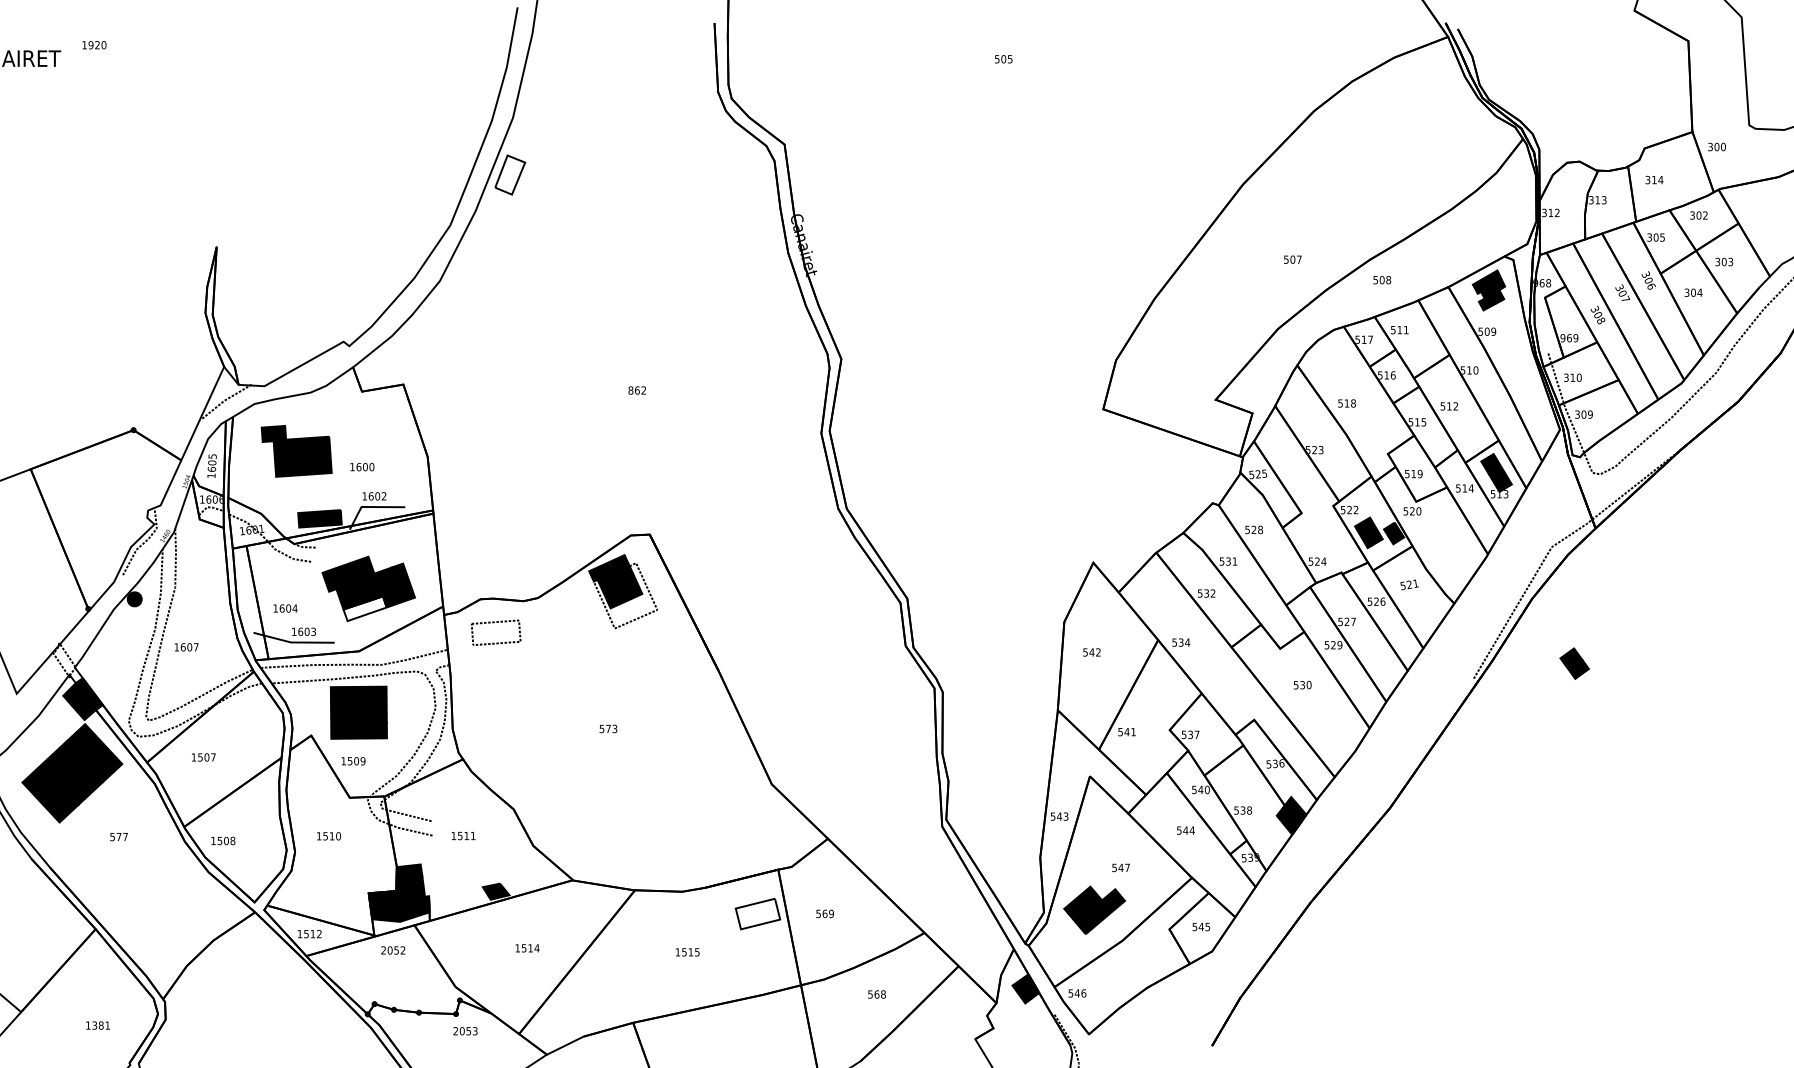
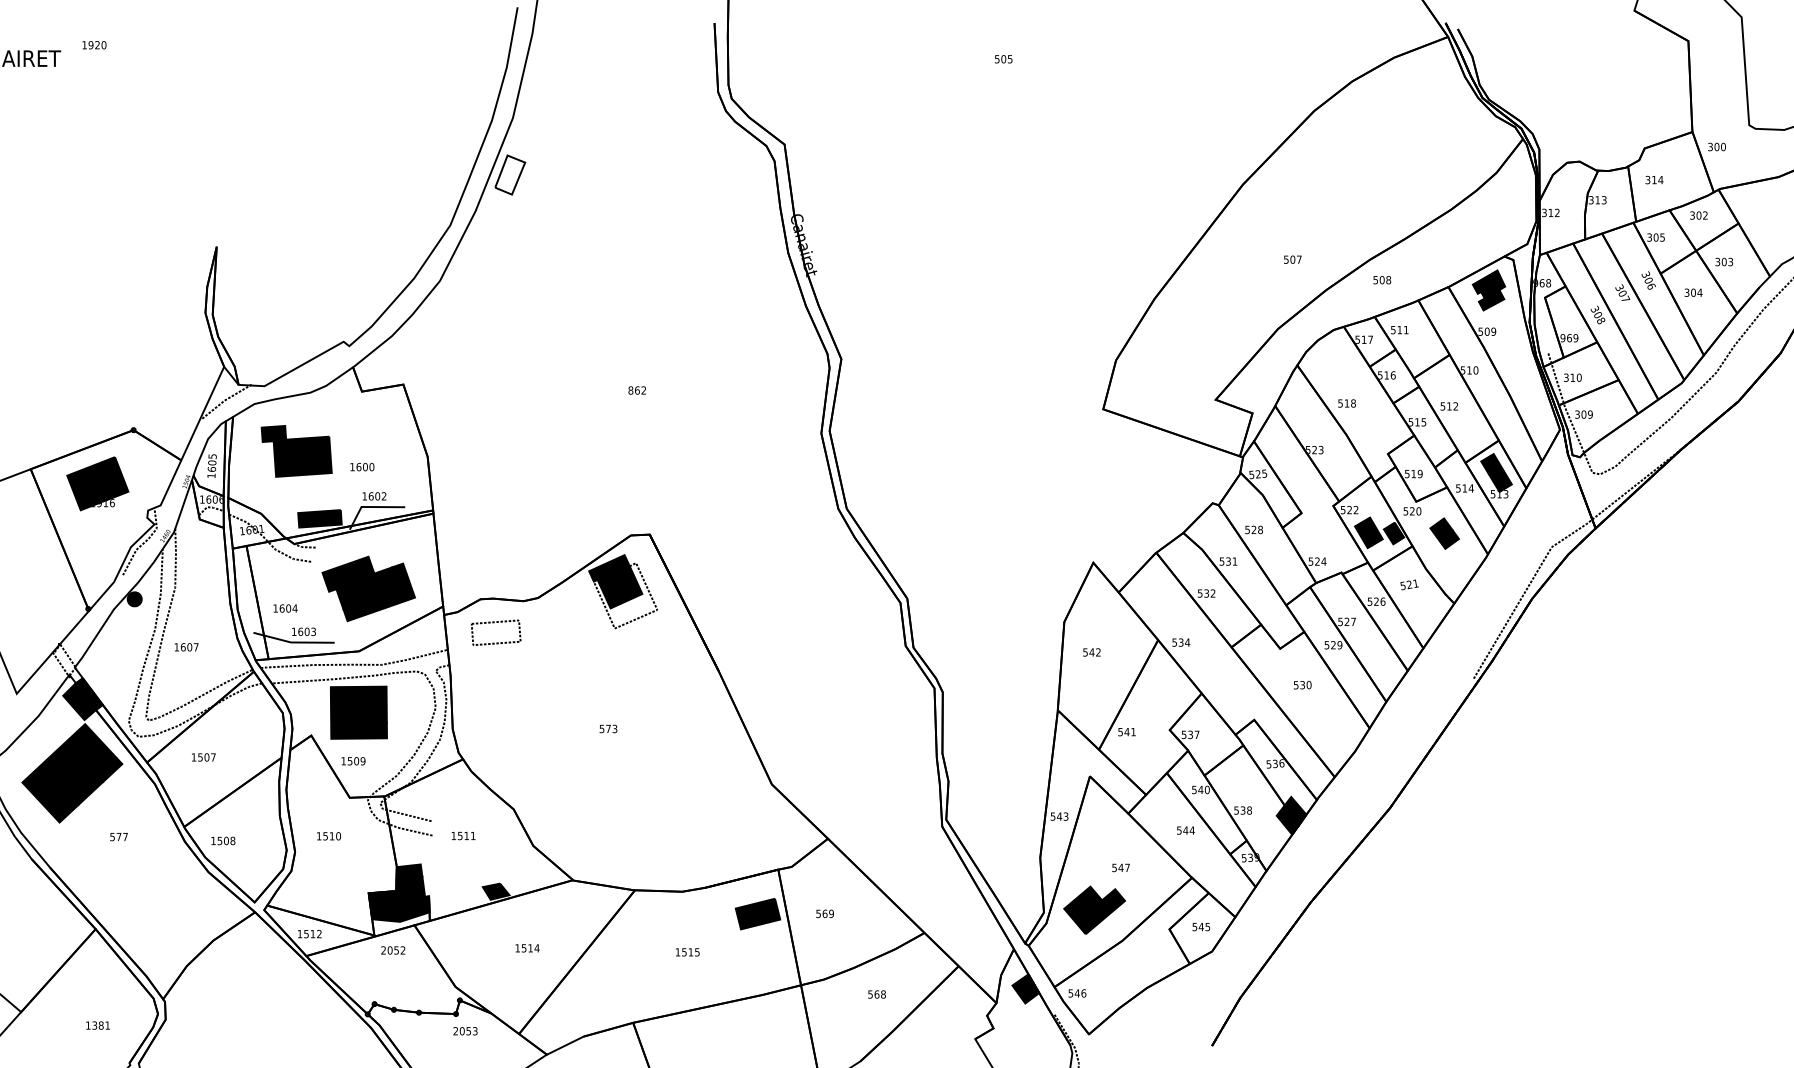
part: none -> present (97, 483)
fill: none -> present (364, 608)
part position: (1574, 663) -> (1444, 533) (1444, 533)
fill: none -> present (757, 913)
